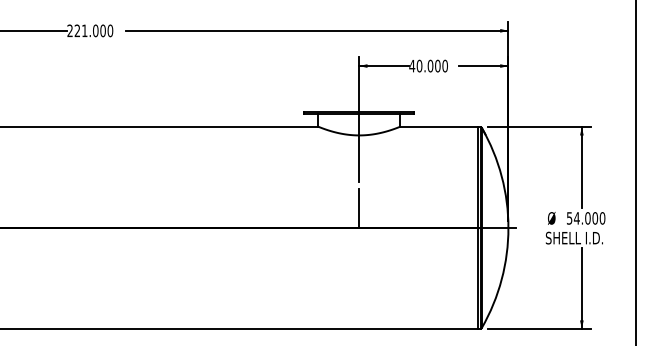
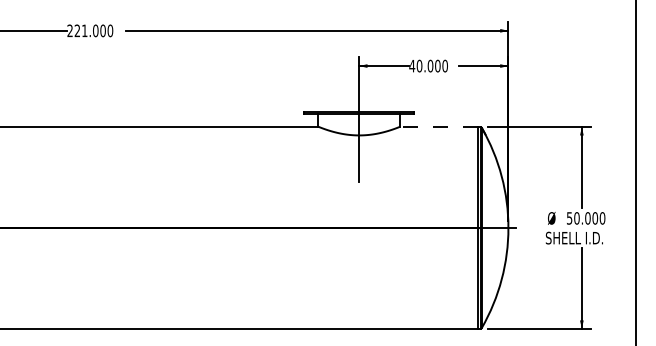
line: solid -> dashed (439, 126)
line: present -> none (359, 208)
text: 54.000 -> 50.000 (576, 218)
